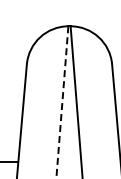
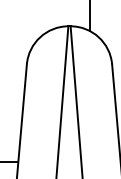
line: none -> present (90, 16)
line: dashed -> solid (62, 102)
